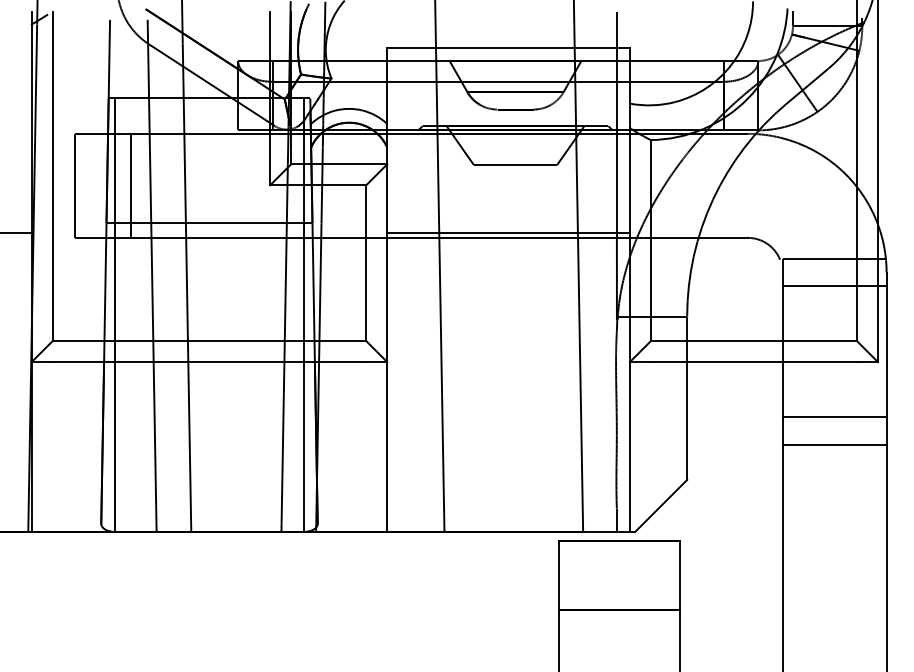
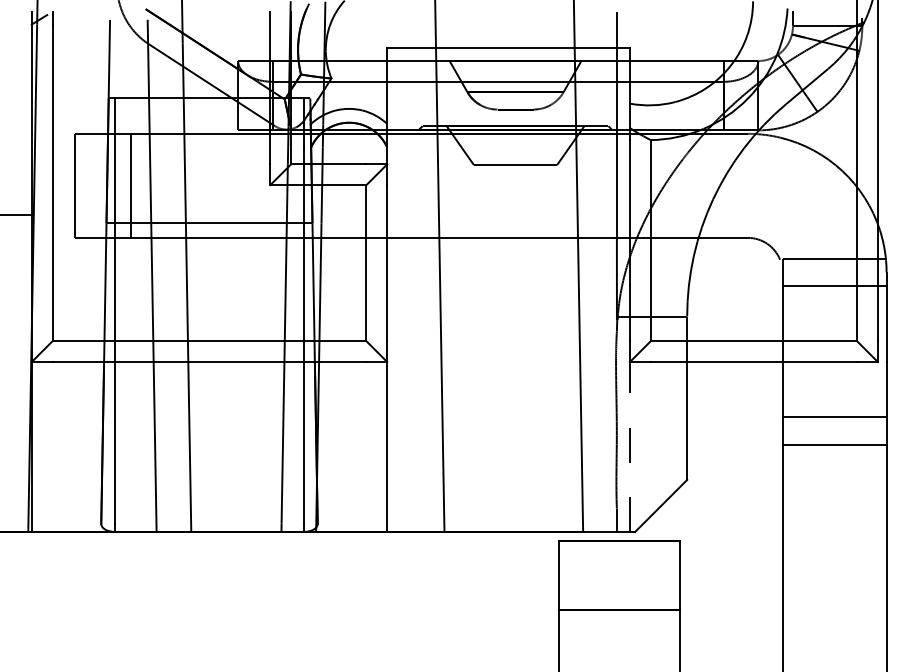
line position: (16, 232) -> (16, 214) (16, 214)
line: present -> none (508, 232)
line: solid -> dashed (629, 446)
